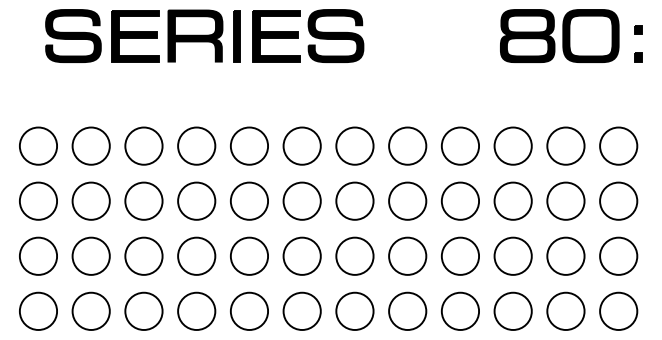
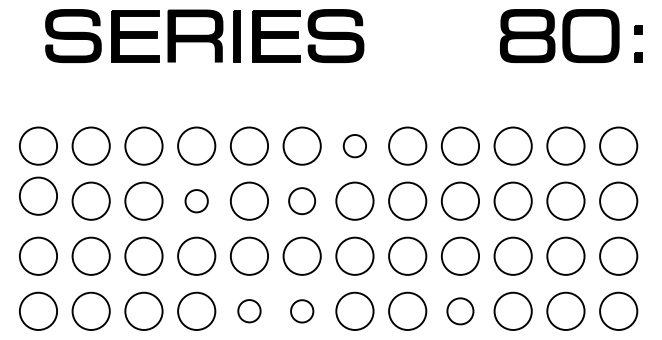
circle diameter: 37 px -> 22 px (354, 145)
circle position: (38, 200) -> (38, 195) (38, 195)
circle diameter: 37 px -> 22 px (196, 201)
circle size: 40x40 px -> 29x29 px (302, 201)
circle size: 39x40 px -> 25x25 px (249, 311)
circle diameter: 37 px -> 22 px (302, 311)
circle diameter: 37 px -> 26 px (460, 311)
